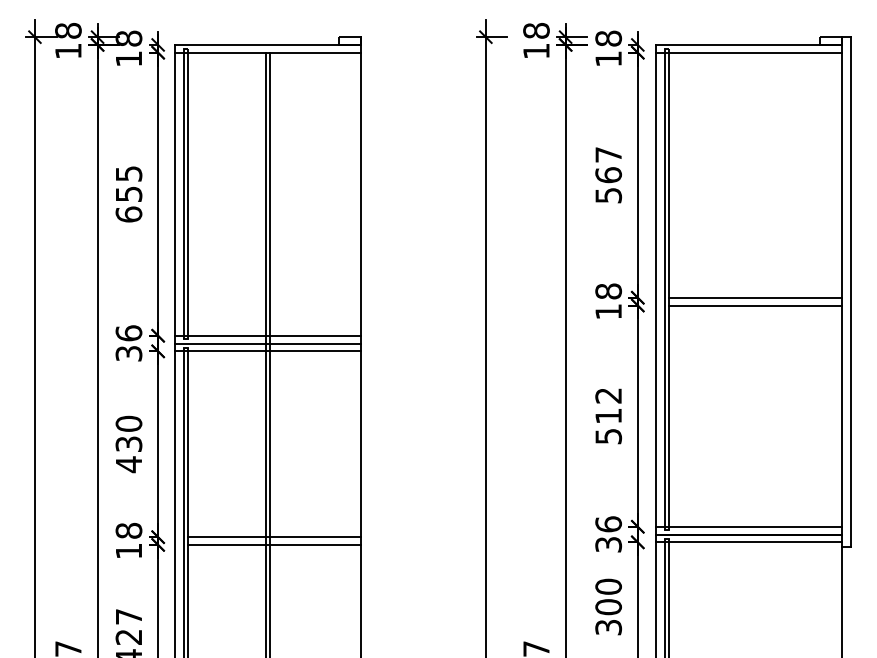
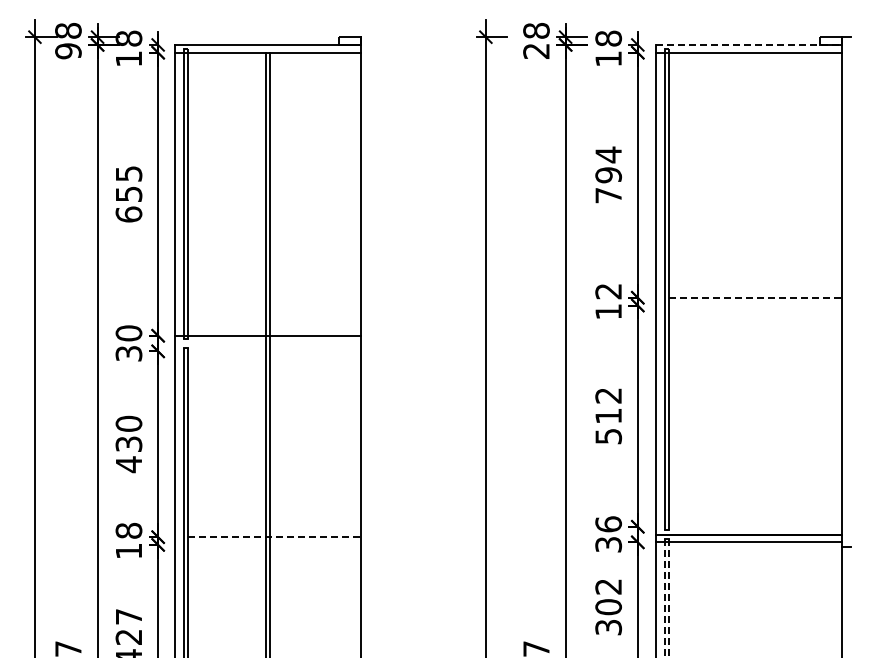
line: solid -> dashed (749, 44)
text: 18 -> 98 (68, 51)
text: 18 -> 28 (536, 51)
text: 567 -> 794 (608, 174)
text: 18 -> 12 (608, 291)
line: present -> none (850, 291)
line: solid -> dashed (755, 297)
line: present -> none (755, 305)
text: 36 -> 30 (128, 333)
line: present -> none (268, 343)
line: present -> none (268, 351)
line: present -> none (749, 526)
line: solid -> dashed (274, 537)
line: present -> none (274, 544)
text: 300 -> 302 (608, 586)
line: solid -> dashed (668, 657)
